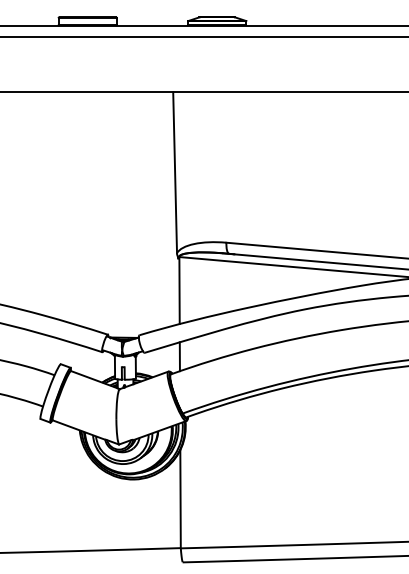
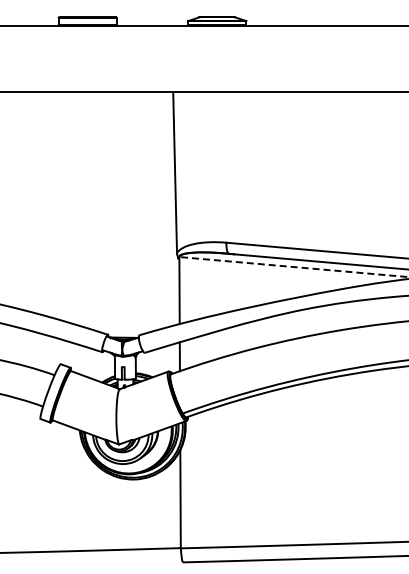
line: present -> none (203, 36)
line: solid -> dashed (293, 267)
